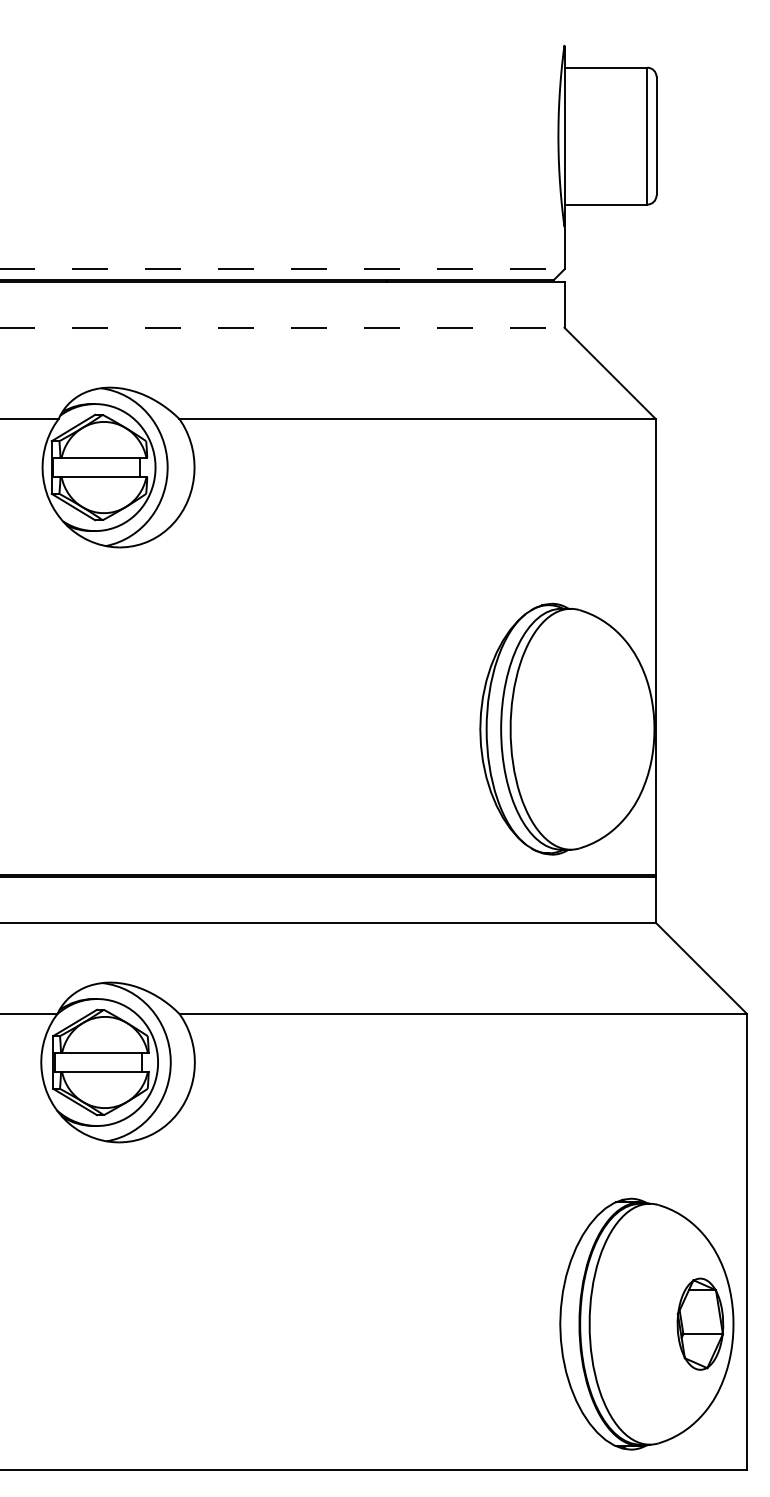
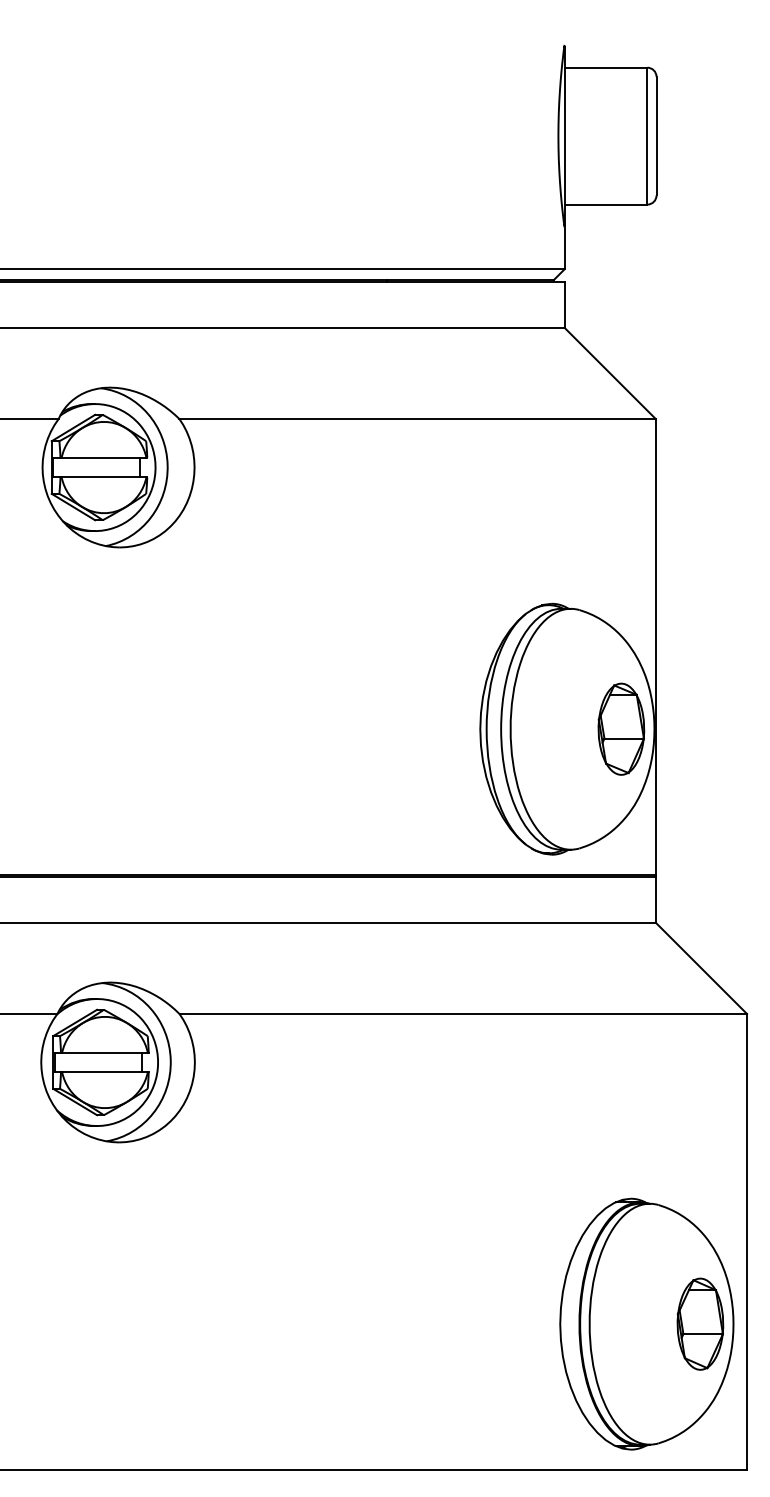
line: dashed -> solid (282, 269)
line: dashed -> solid (282, 327)
part: none -> present (621, 728)
